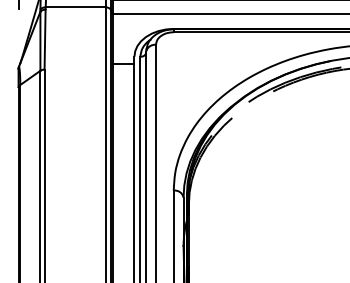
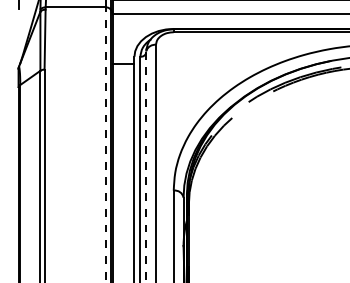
line: solid -> dashed (105, 144)
line: solid -> dashed (146, 167)
